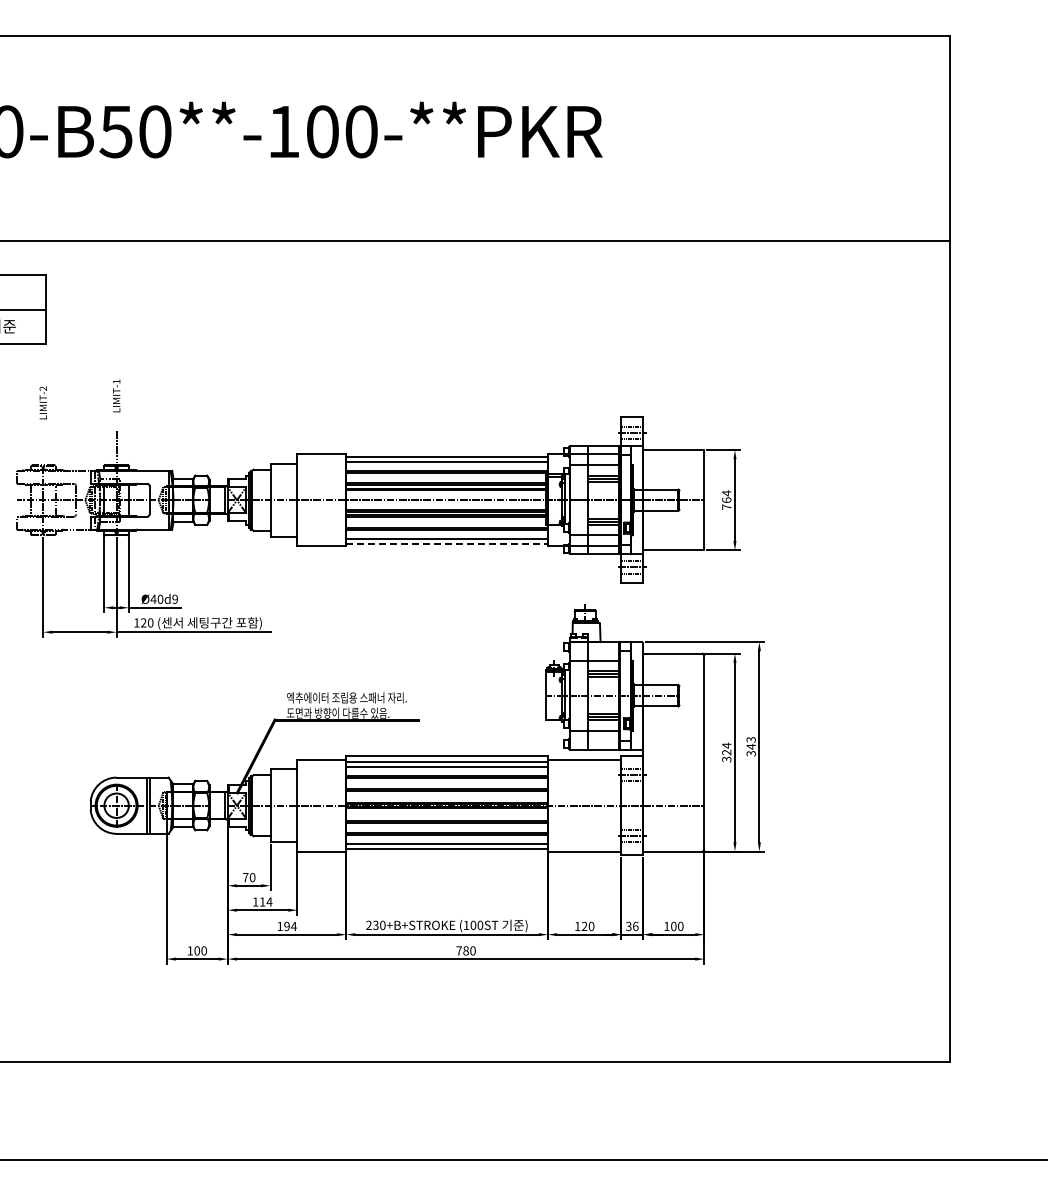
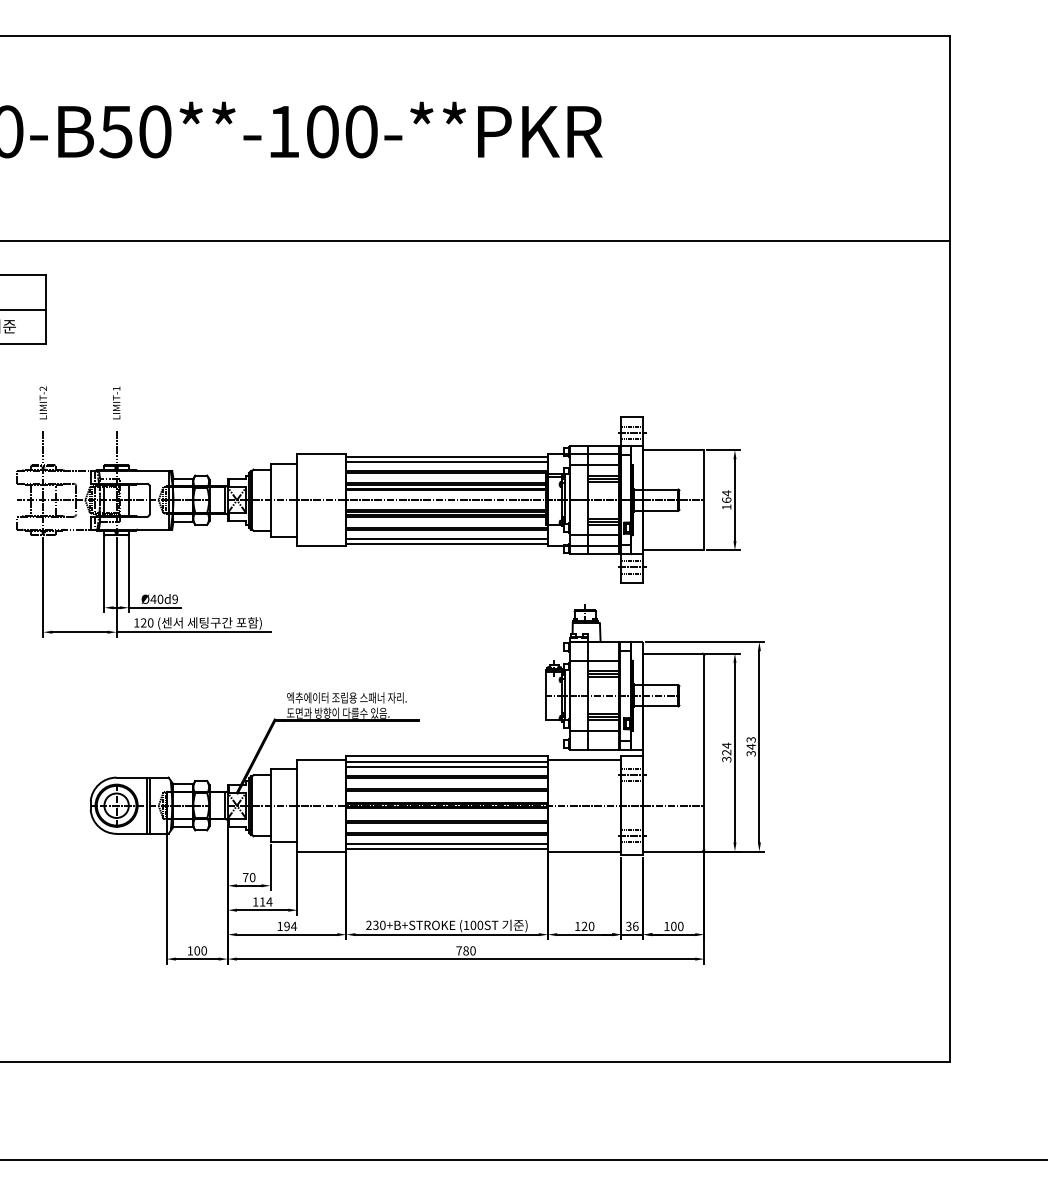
text position: (116, 395) -> (116, 402) (116, 402)
line: none -> present (43, 446)
text: 764 -> 164 (726, 506)
line: dashed -> solid (447, 543)
